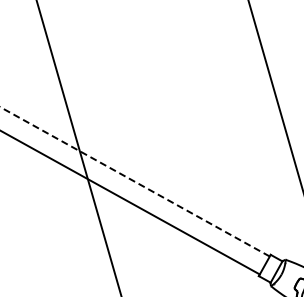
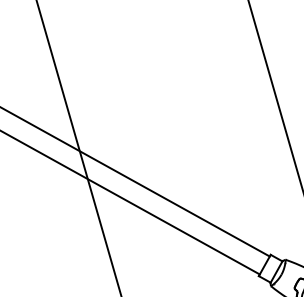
line: dashed -> solid (135, 181)
